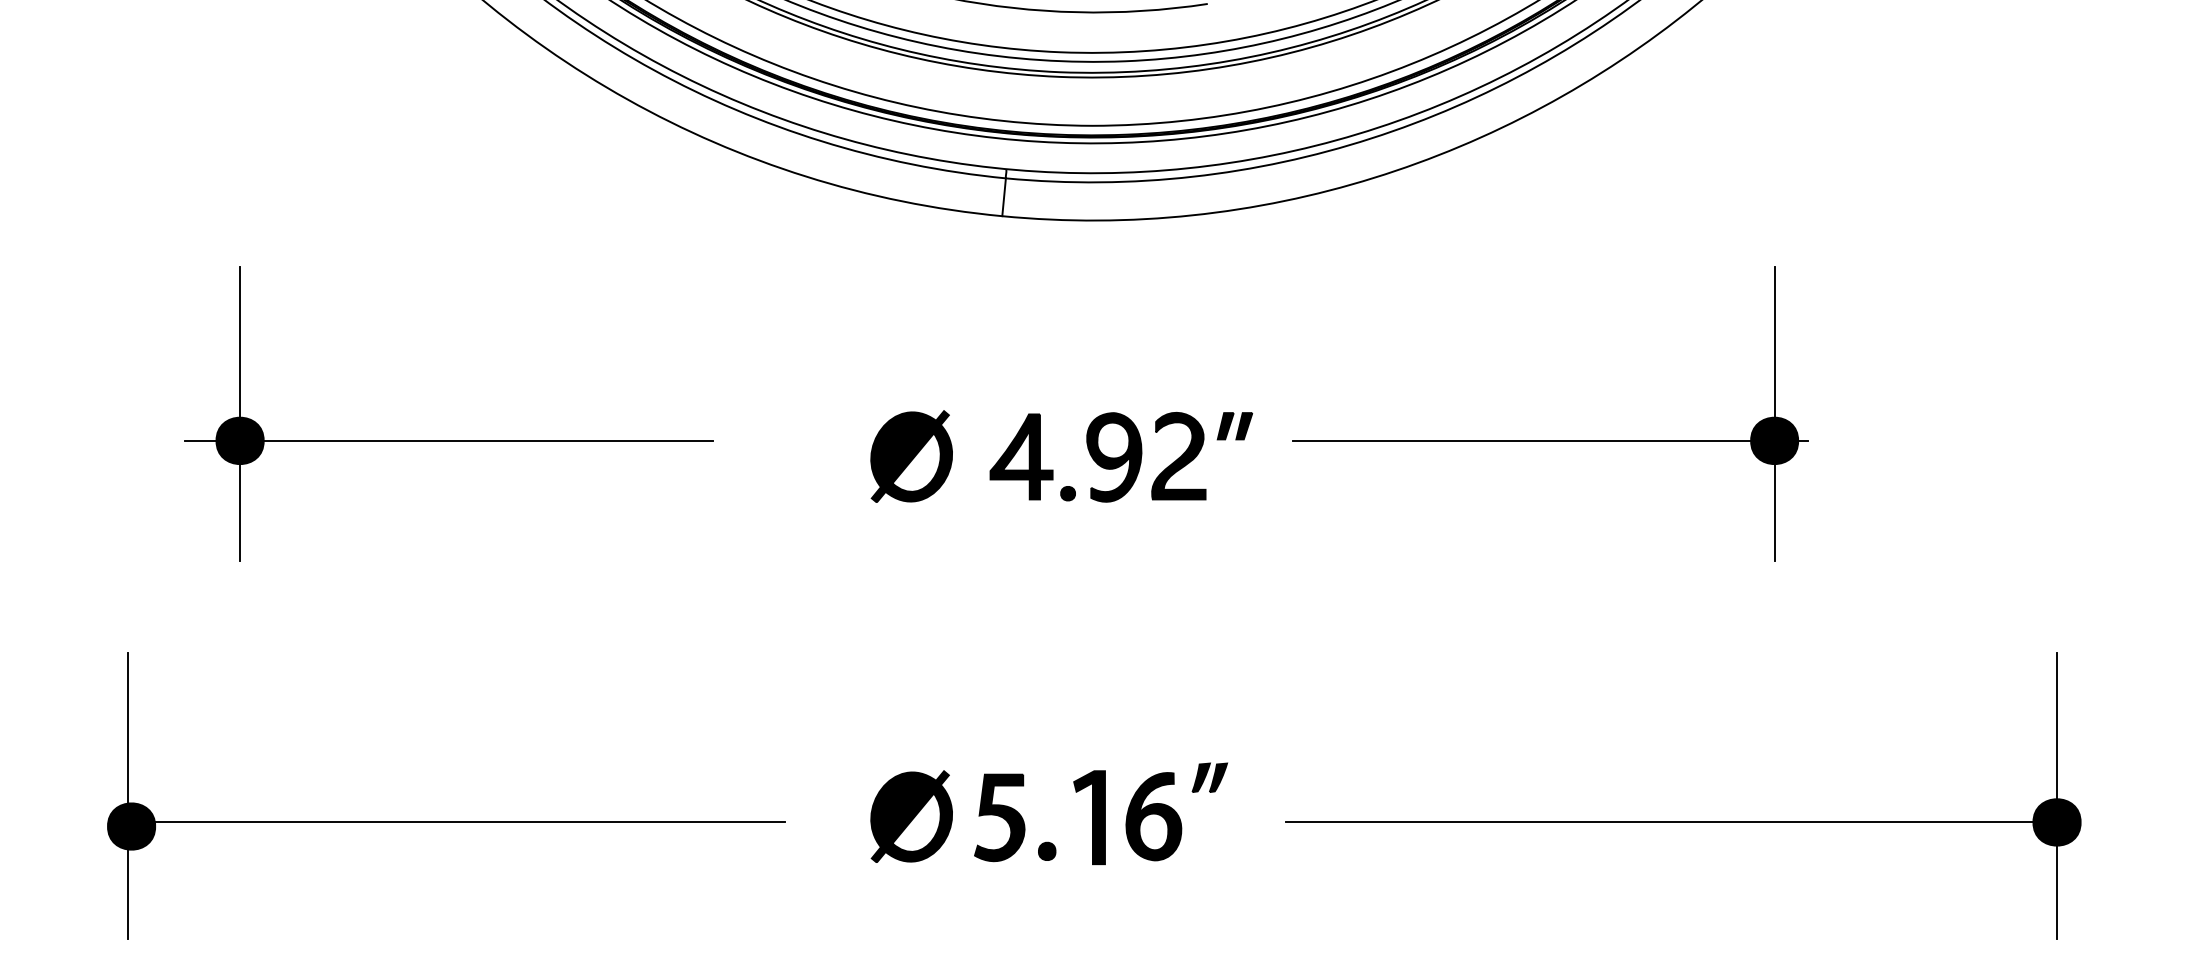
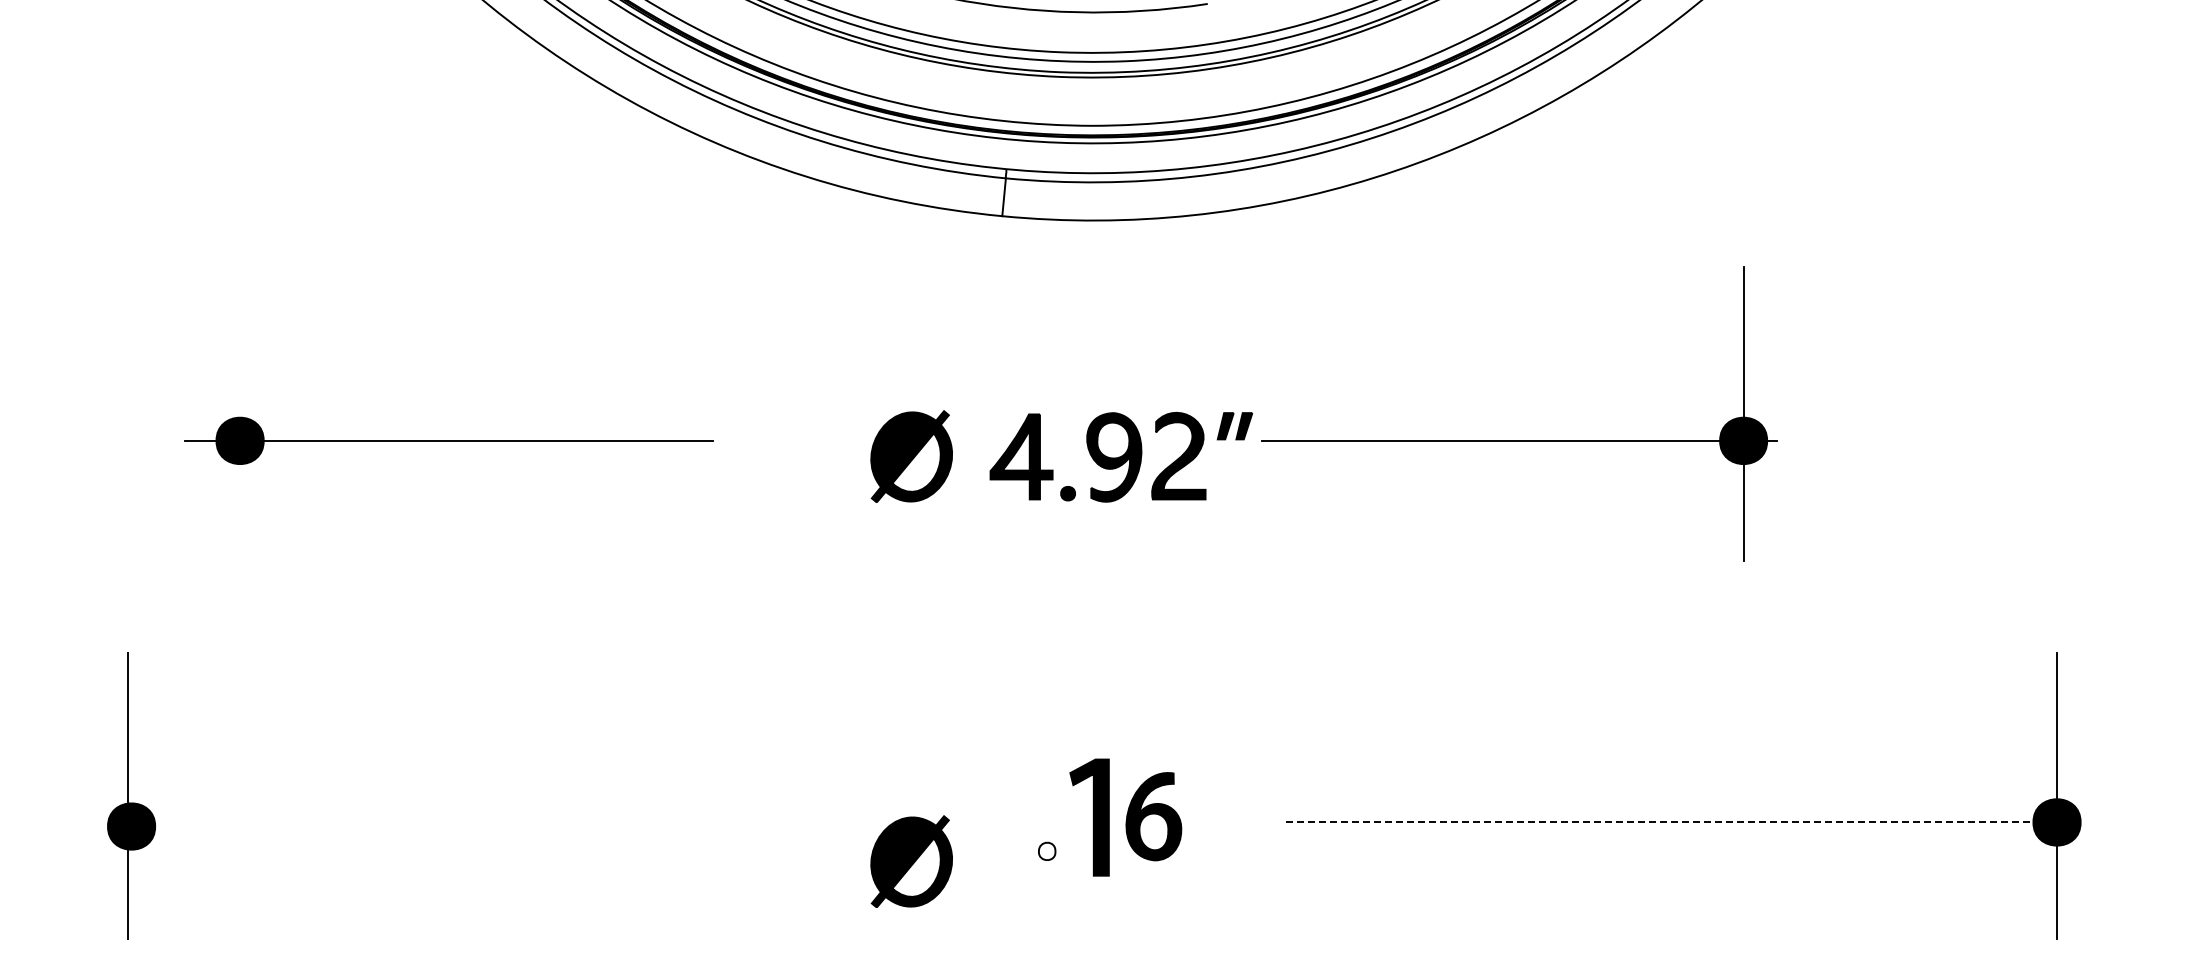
line: present -> none (240, 413)
part position: (1550, 440) -> (1519, 440) (1519, 440)
part: present -> none (1209, 777)
part position: (911, 816) -> (911, 861) (911, 861)
part: present -> none (999, 817)
part size: 33x96 px -> 41x119 px (1089, 817)
line: present -> none (455, 822)
line: solid -> dashed (1671, 822)
fill: present -> none (1046, 851)
